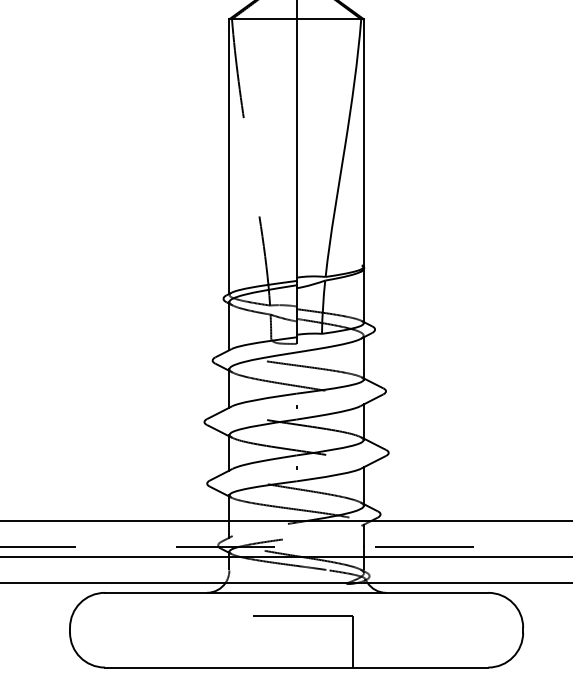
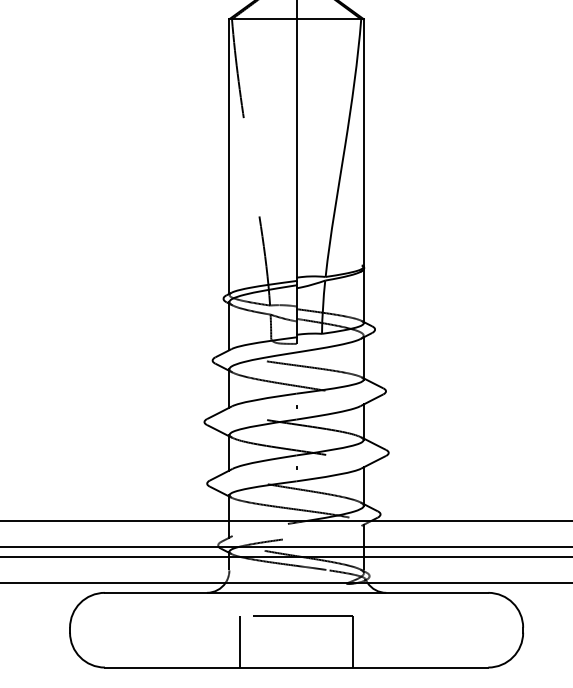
line: dashed -> solid (286, 547)
line: none -> present (240, 641)
